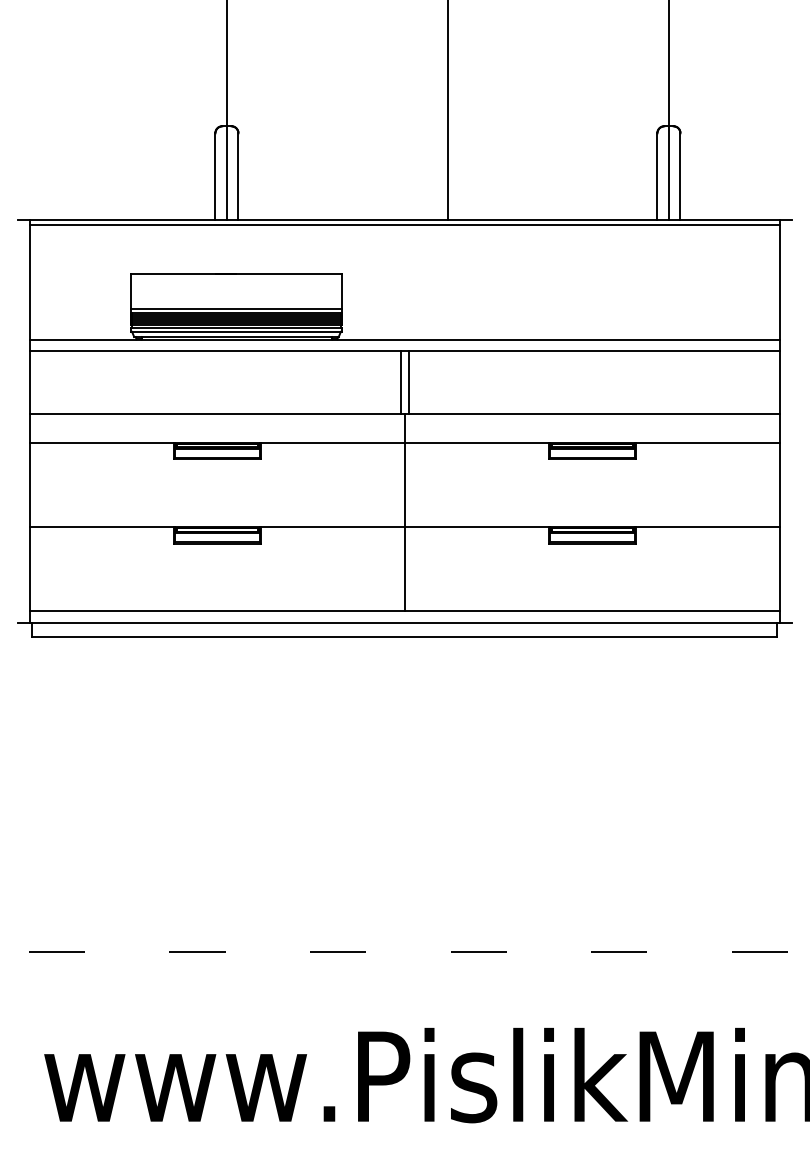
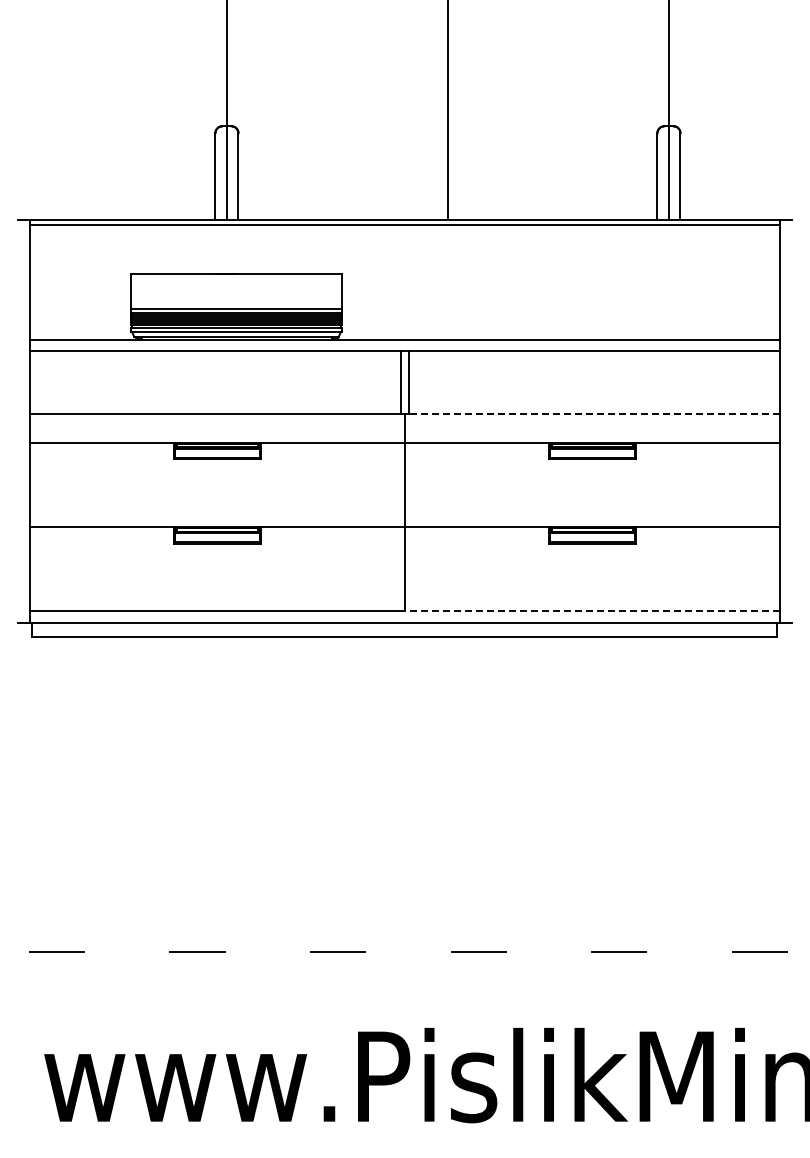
line: solid -> dashed (594, 414)
line: solid -> dashed (591, 611)
